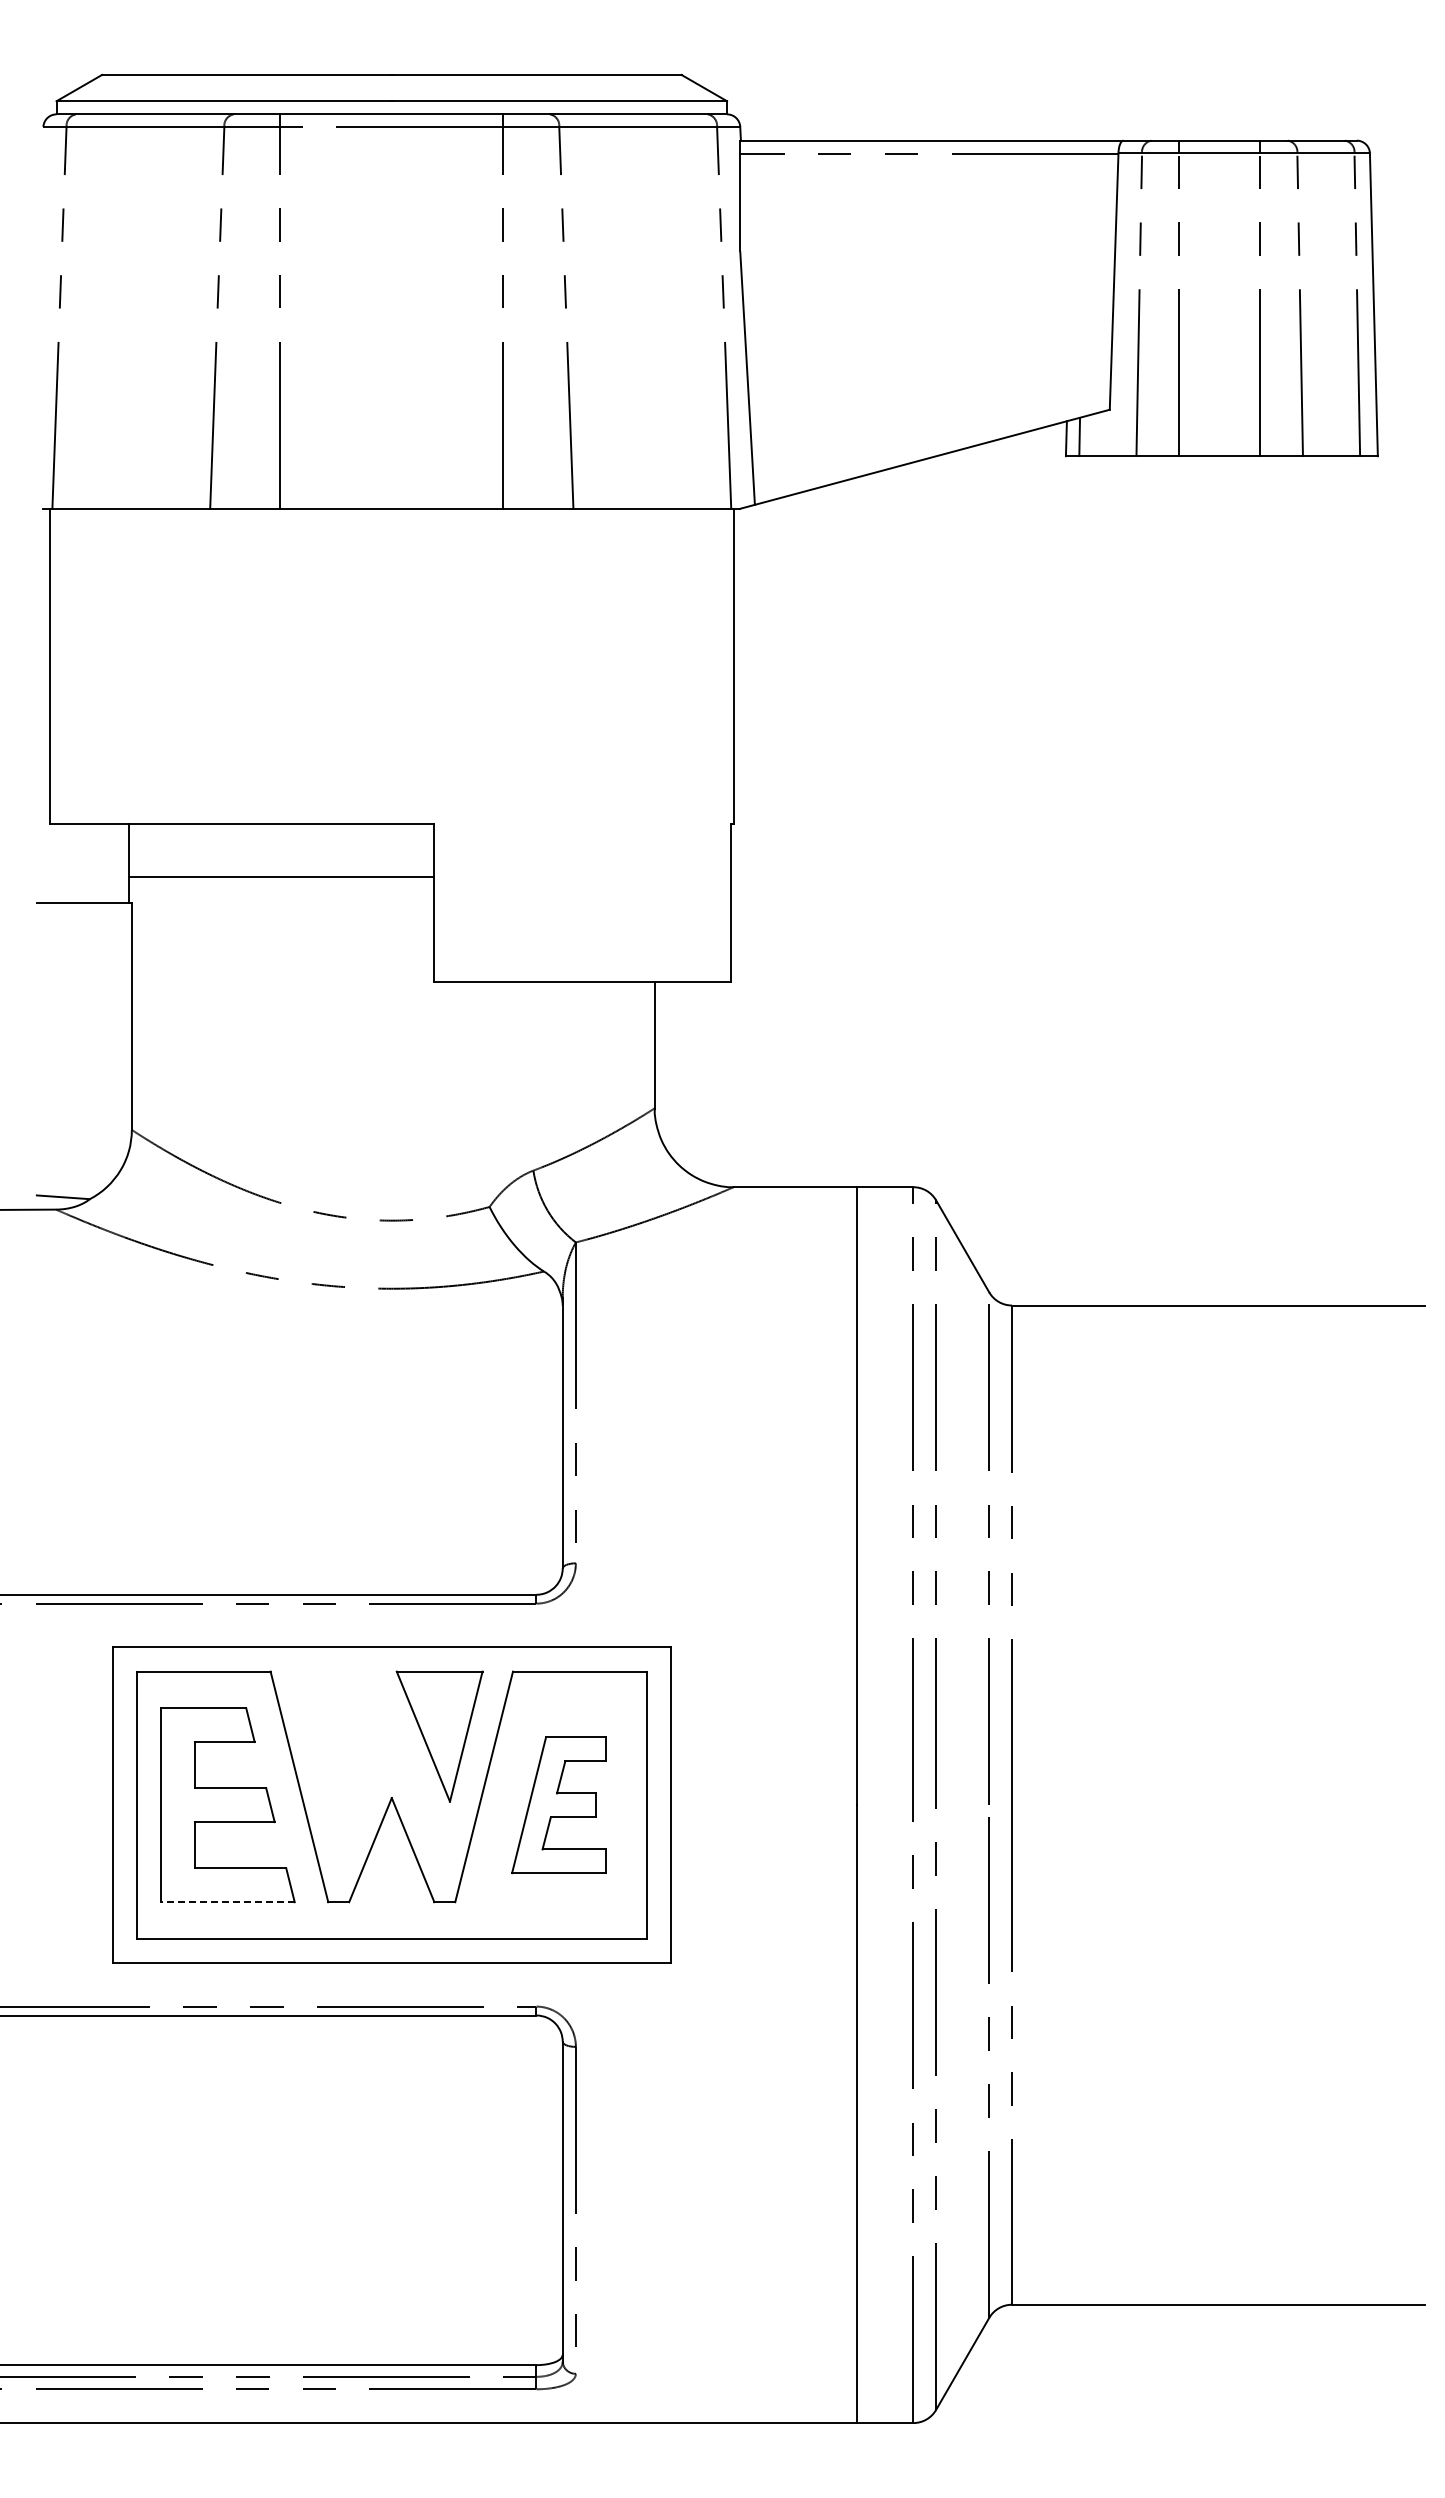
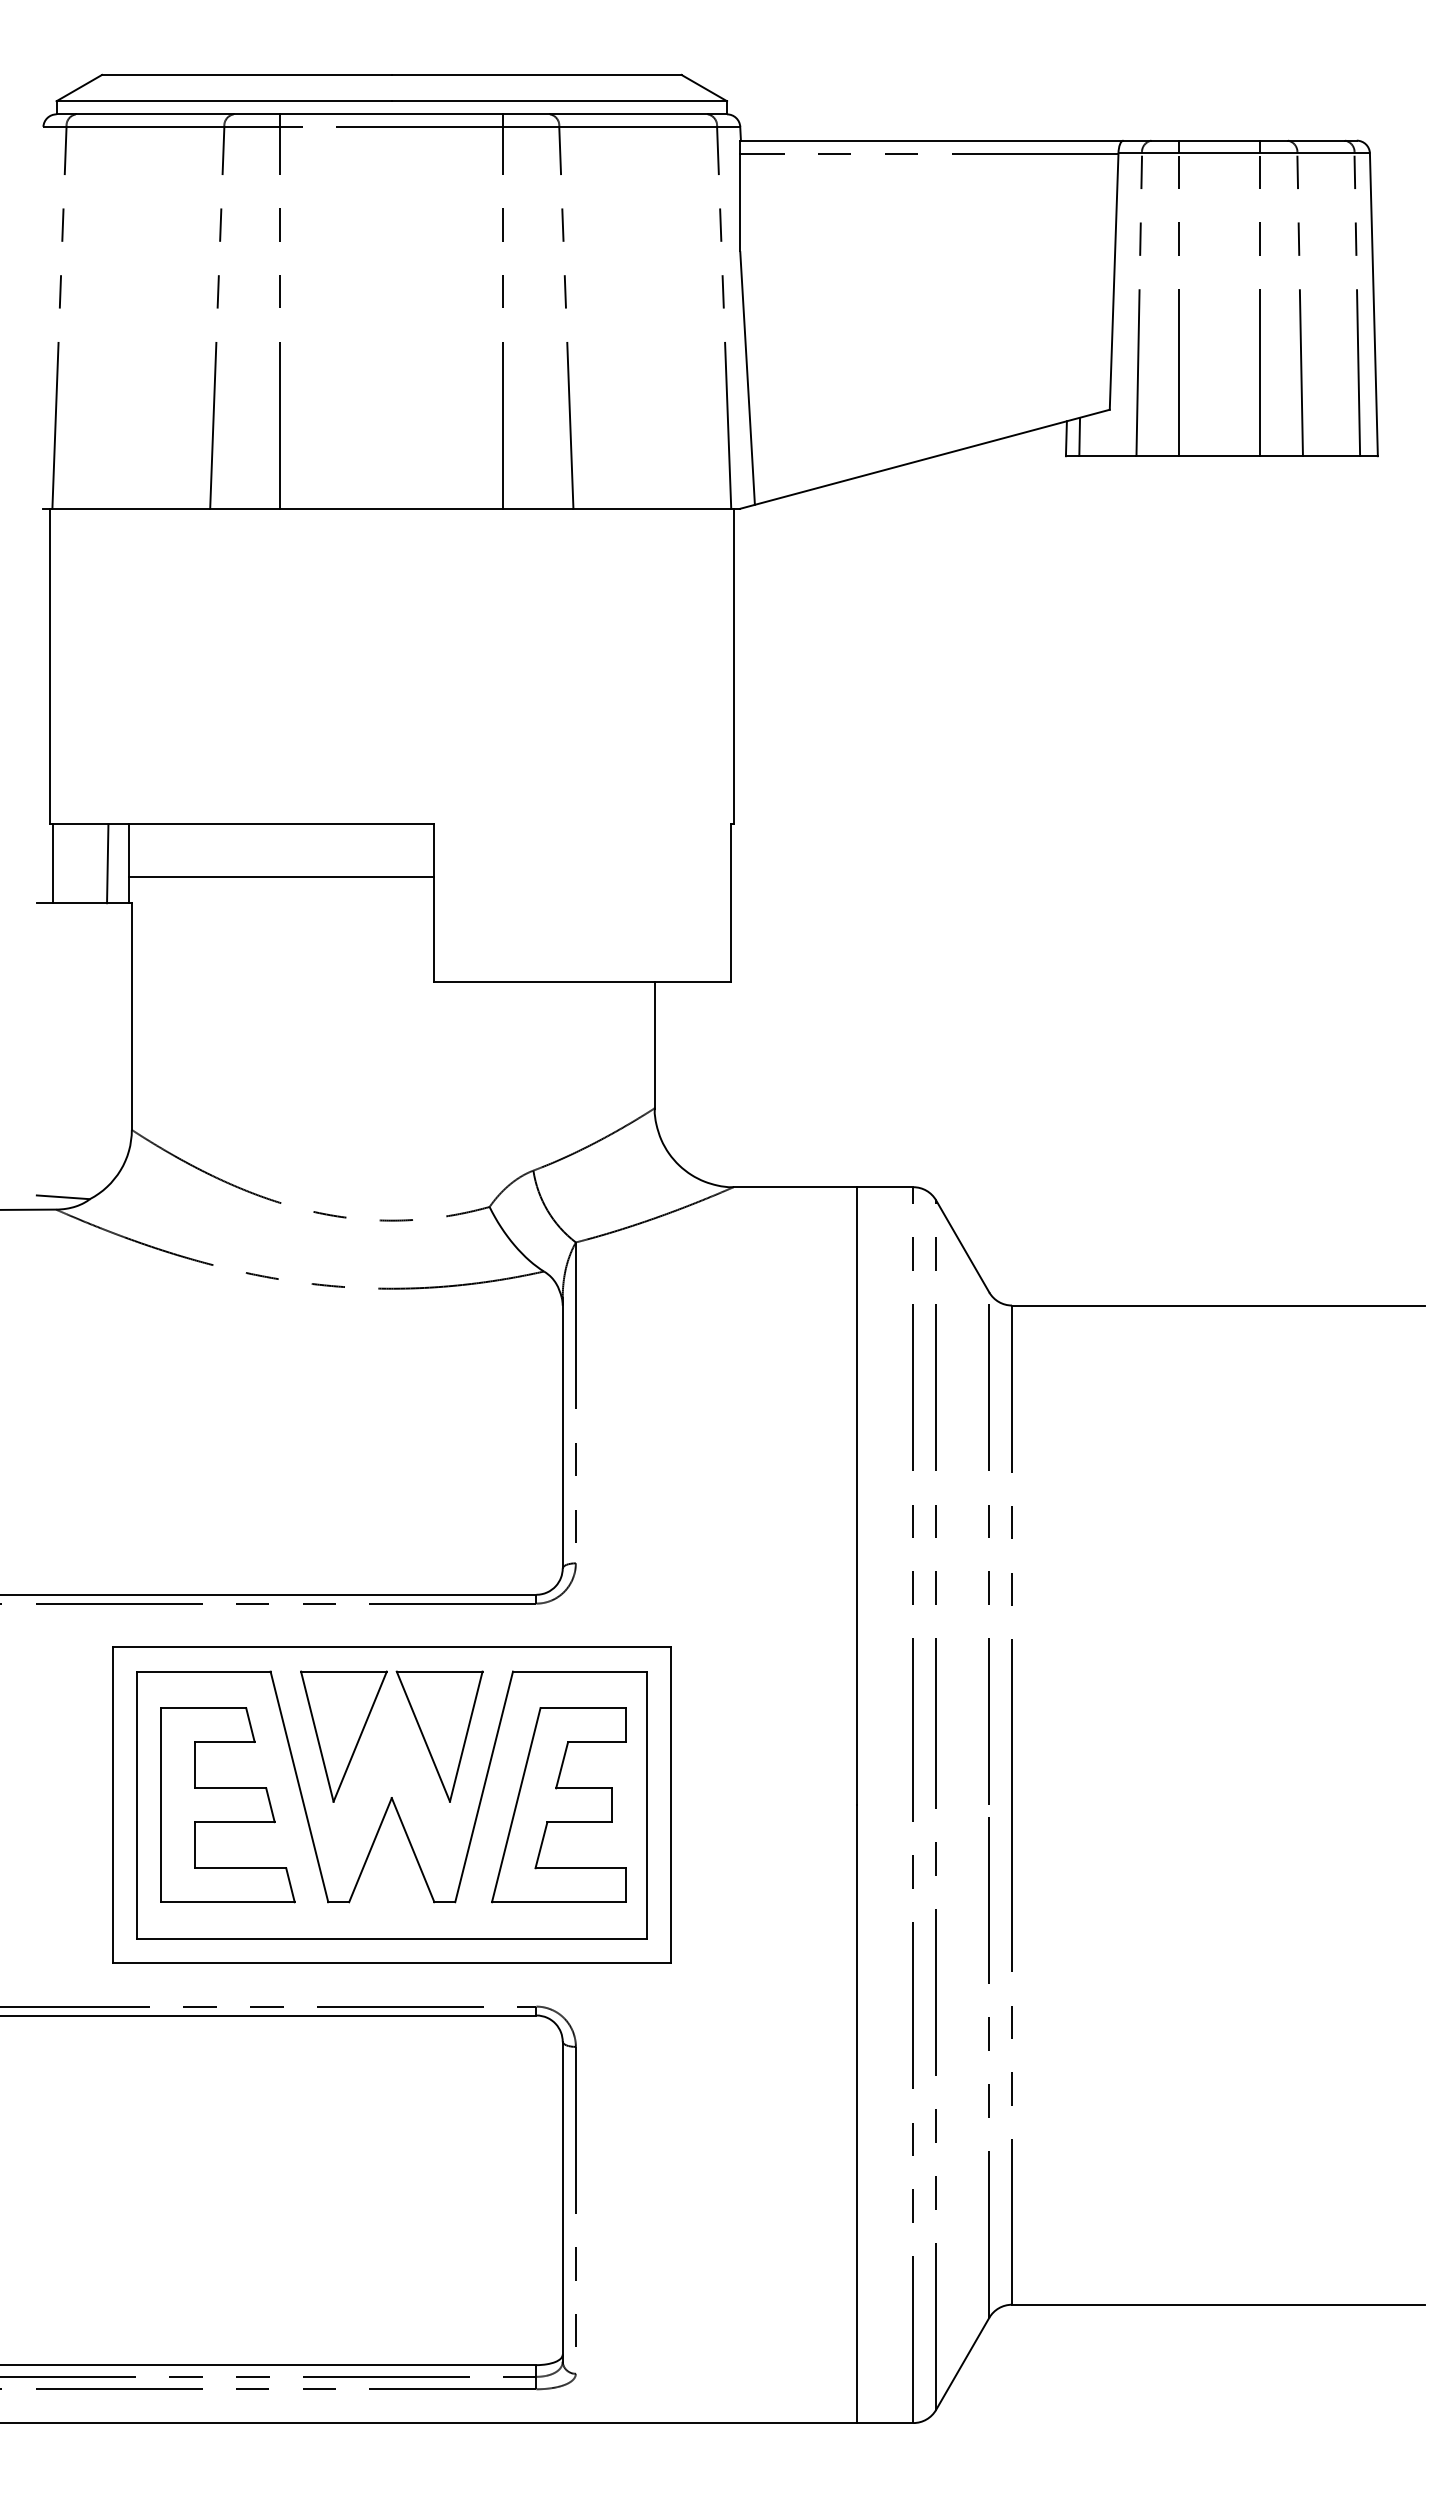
line: none -> present (52, 863)
line: none -> present (107, 863)
part: none -> present (343, 1736)
part size: 96x139 px -> 136x197 px (558, 1805)
line: dashed -> solid (227, 1902)
